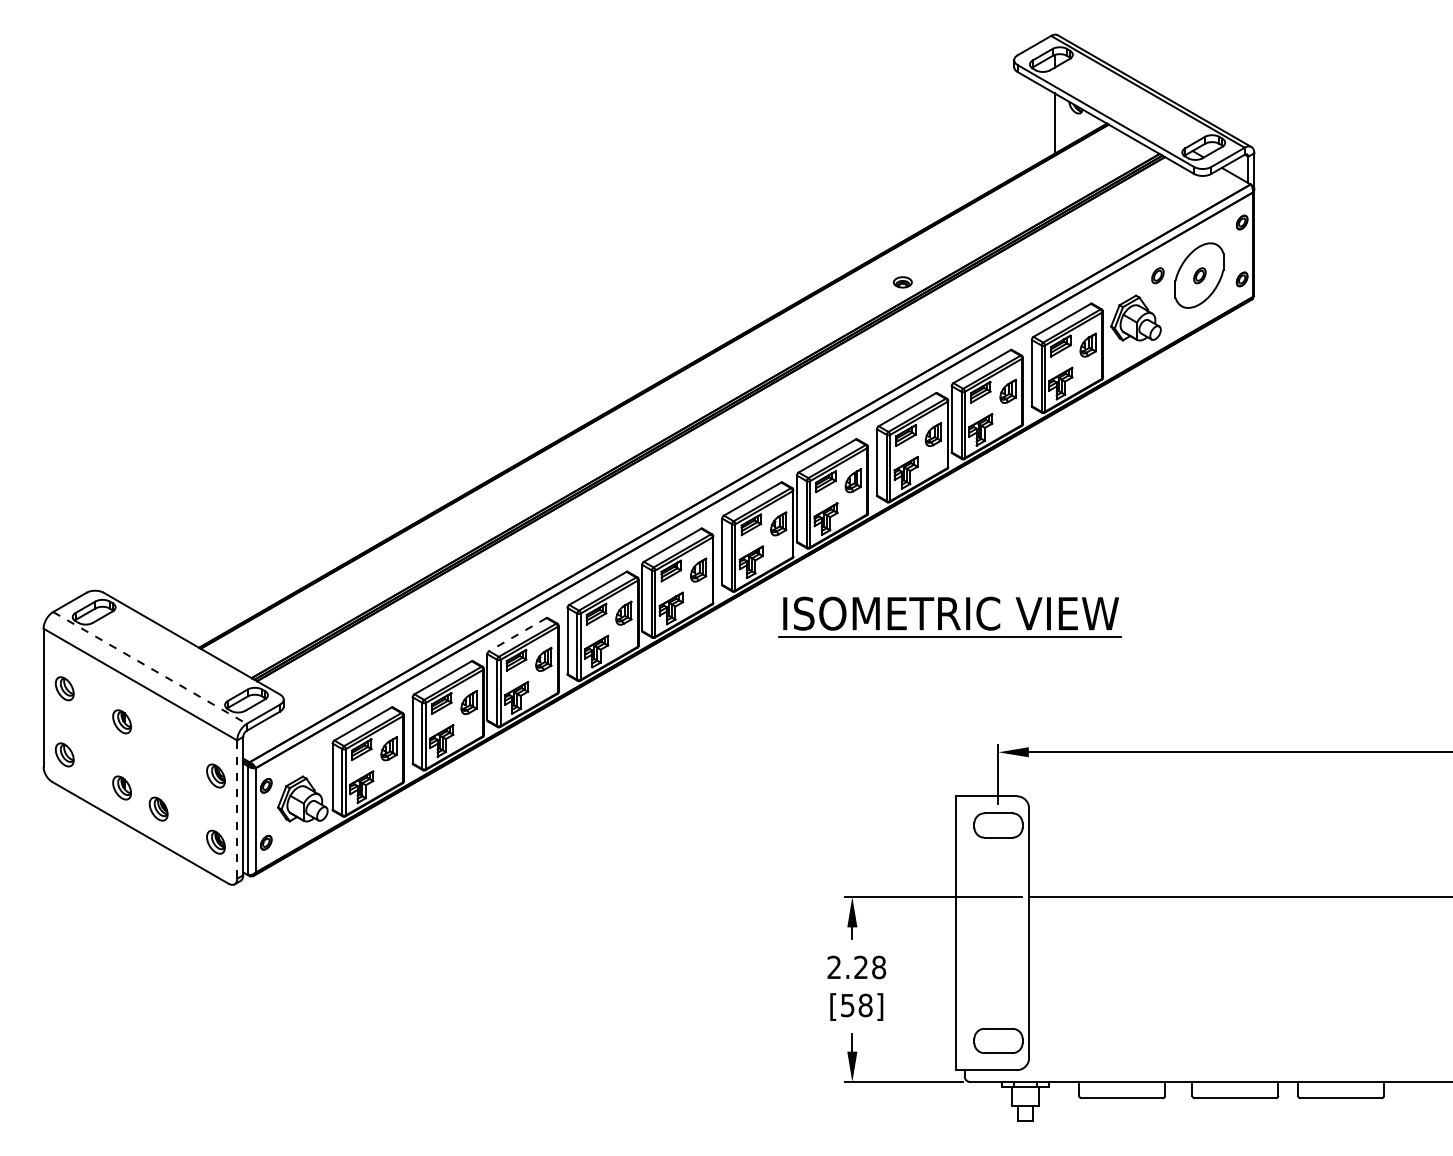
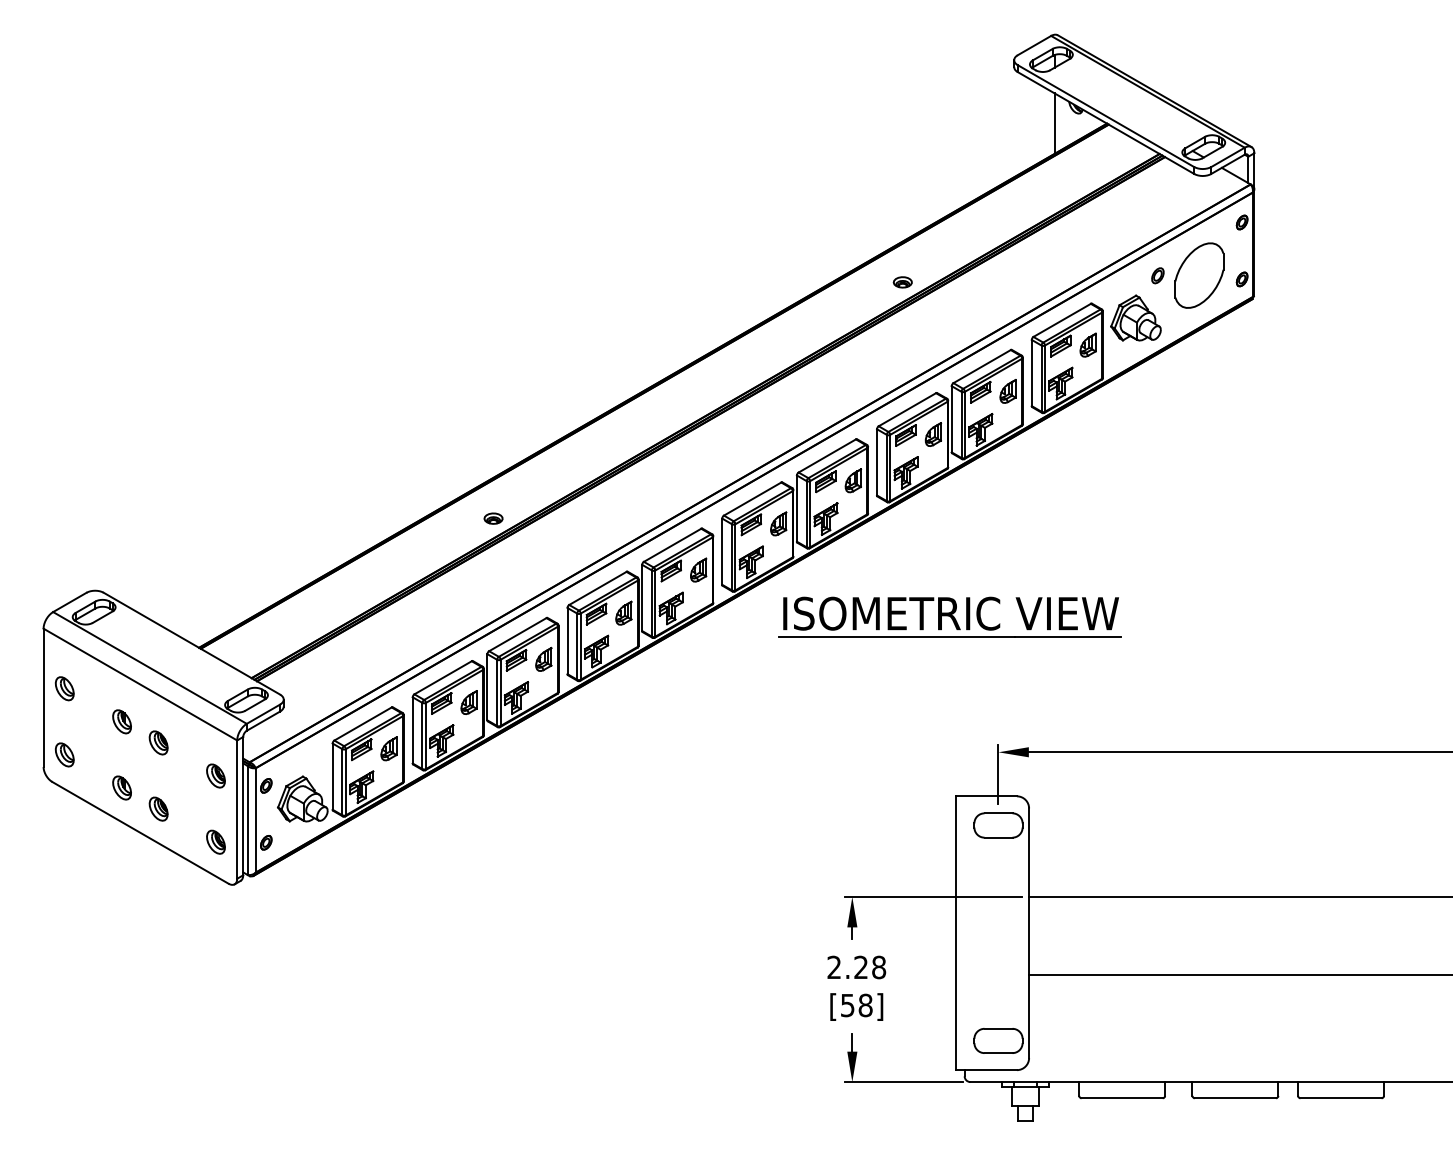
part: present -> none (1199, 275)
part: none -> present (493, 518)
line: dashed -> solid (517, 634)
line: dashed -> solid (150, 667)
part: none -> present (158, 742)
line: dashed -> solid (237, 810)
line: none -> present (1239, 974)
